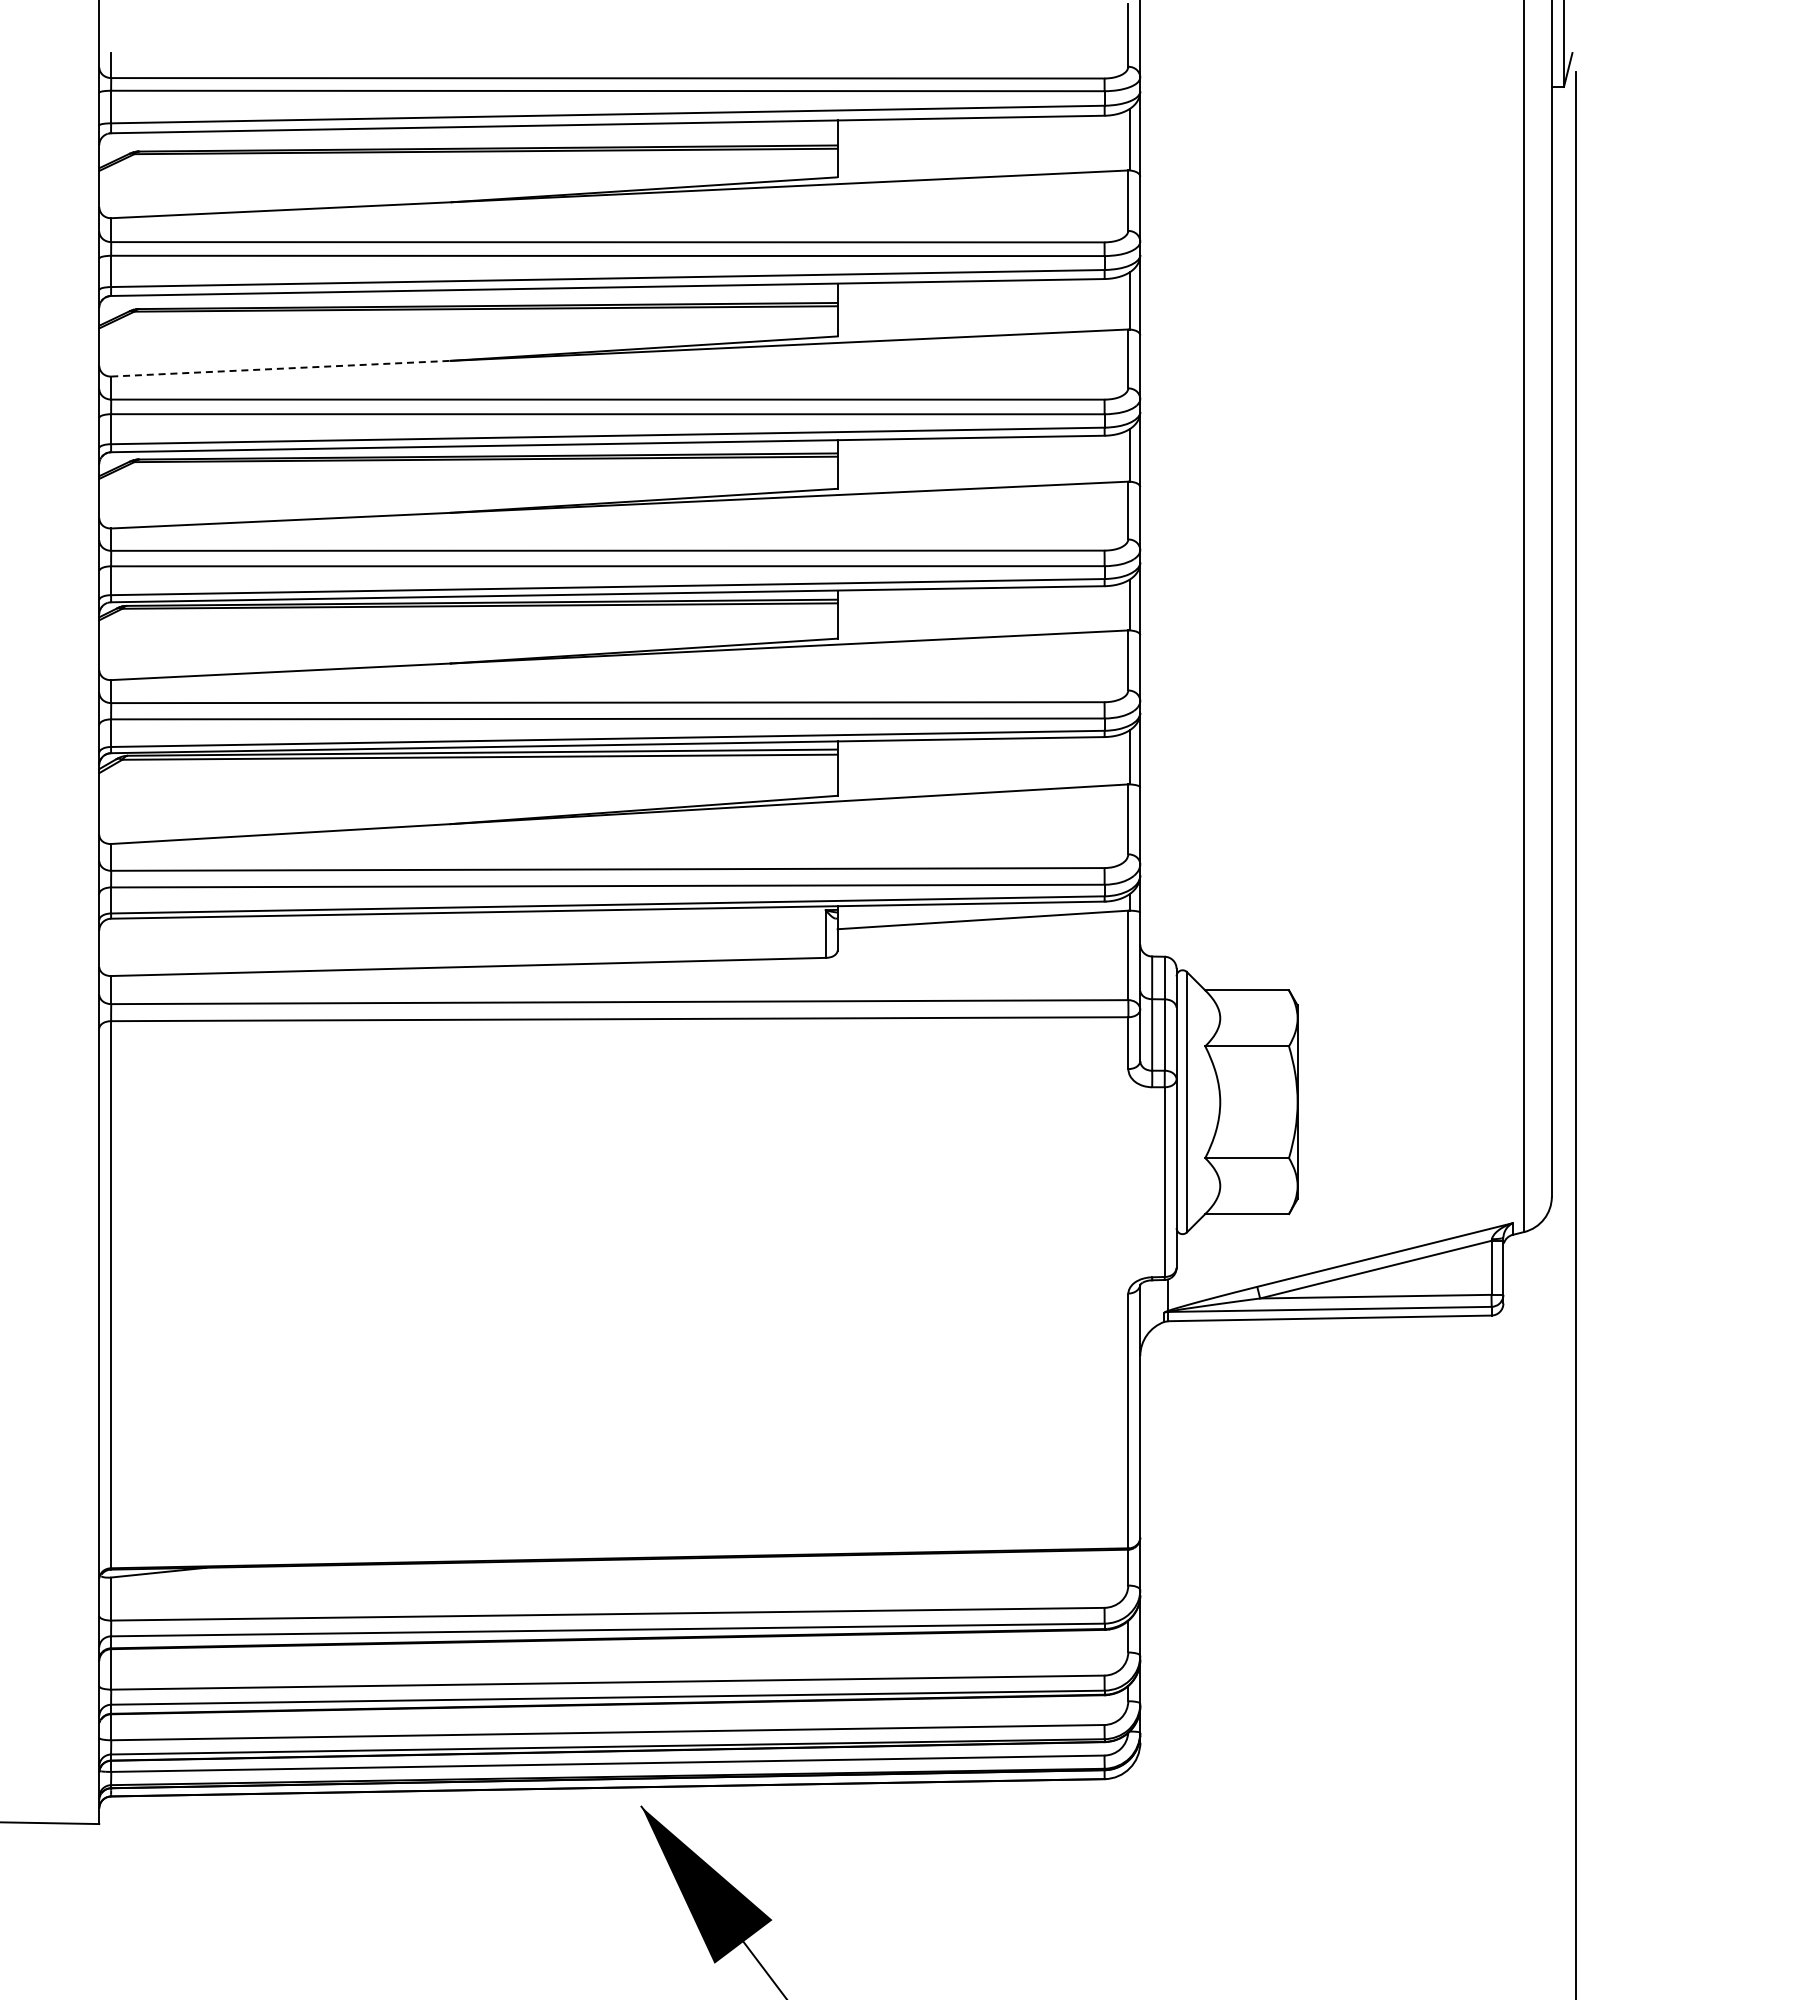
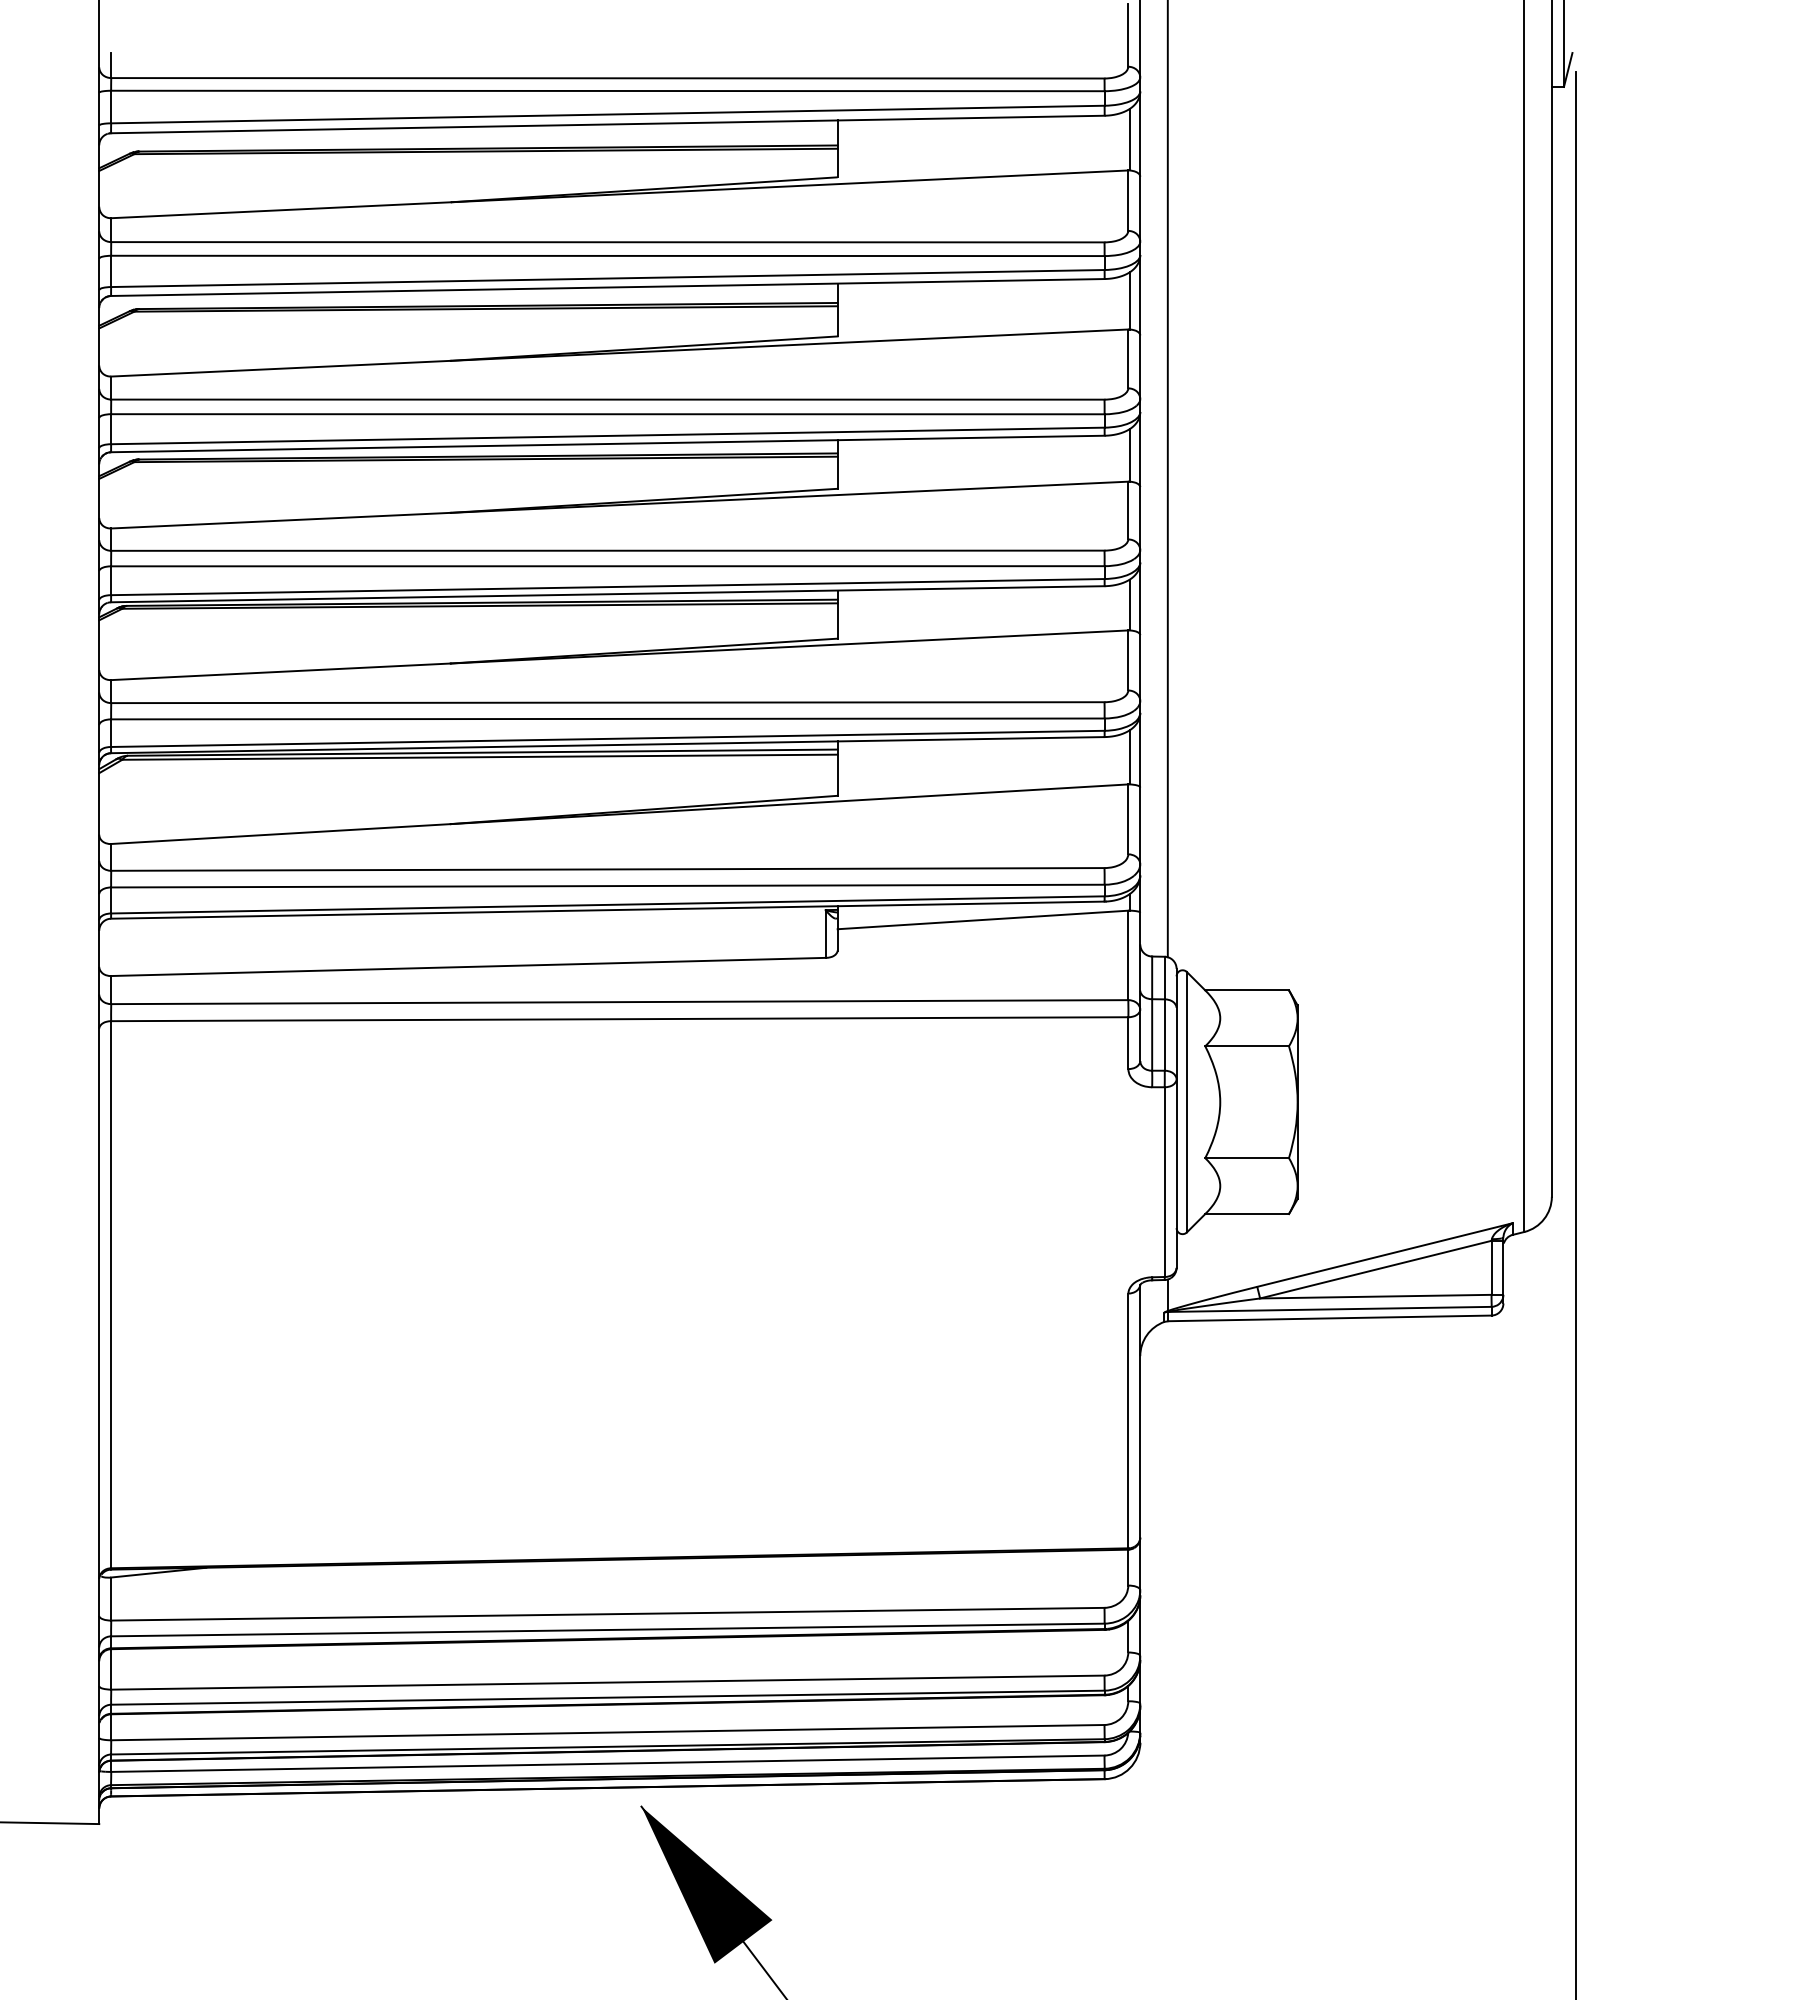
line: dashed -> solid (281, 368)
line: none -> present (1167, 479)
